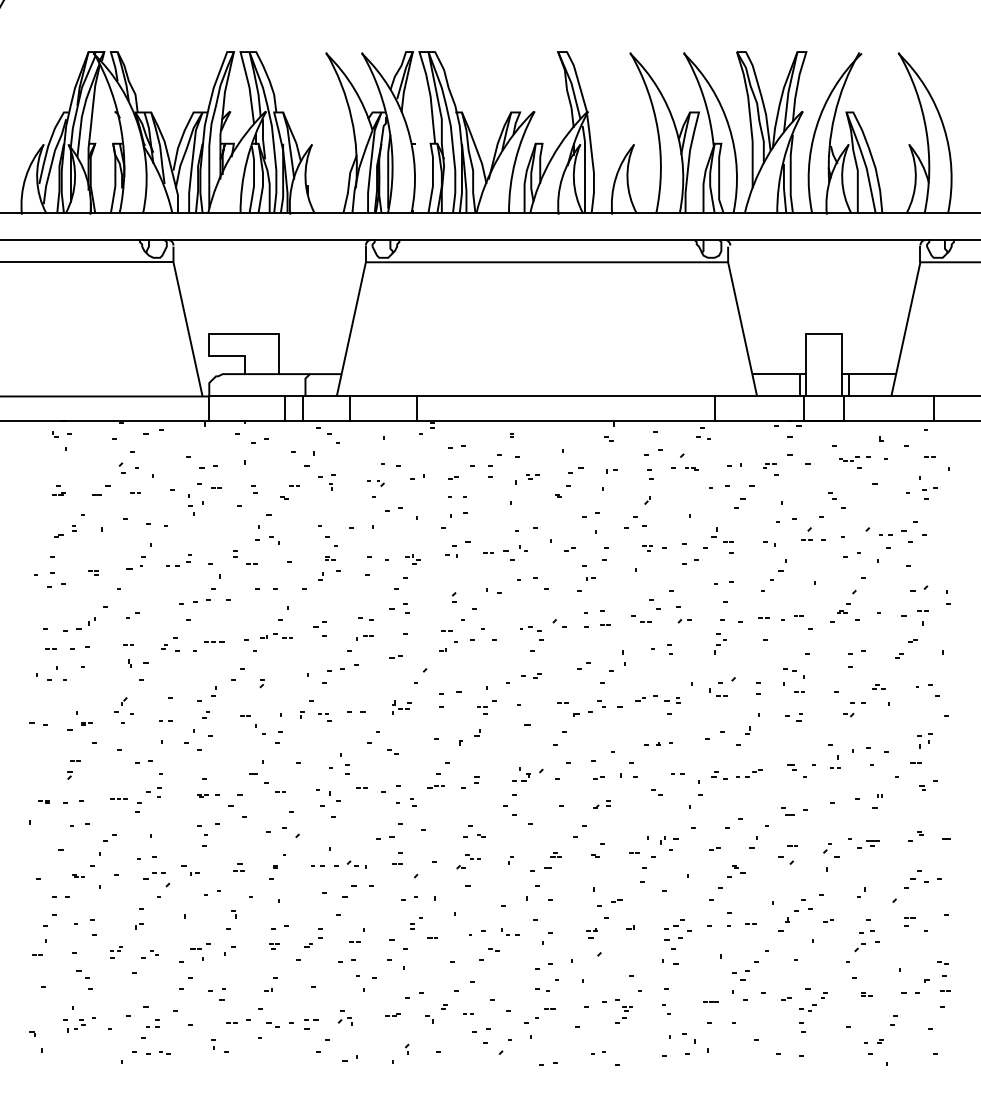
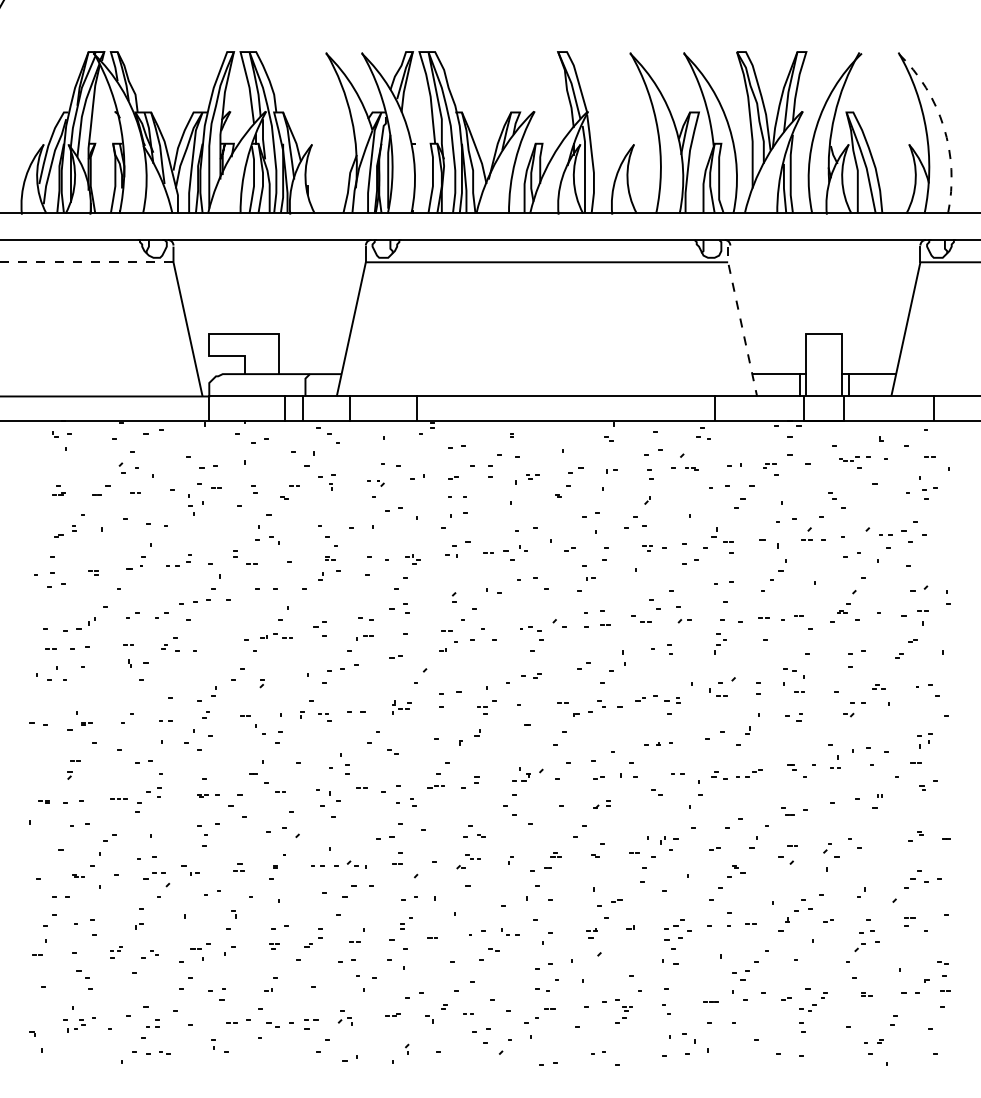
arc: solid -> dashed (943, 127)
line: solid -> dashed (86, 262)
line: solid -> dashed (740, 321)
part size: 13x6 px -> 20x10 px (768, 543)
part: none -> present (161, 615)
line: present -> none (214, 641)
part: present -> none (120, 704)
part: present -> none (872, 843)
part position: (416, 923) -> (406, 923) (406, 923)
